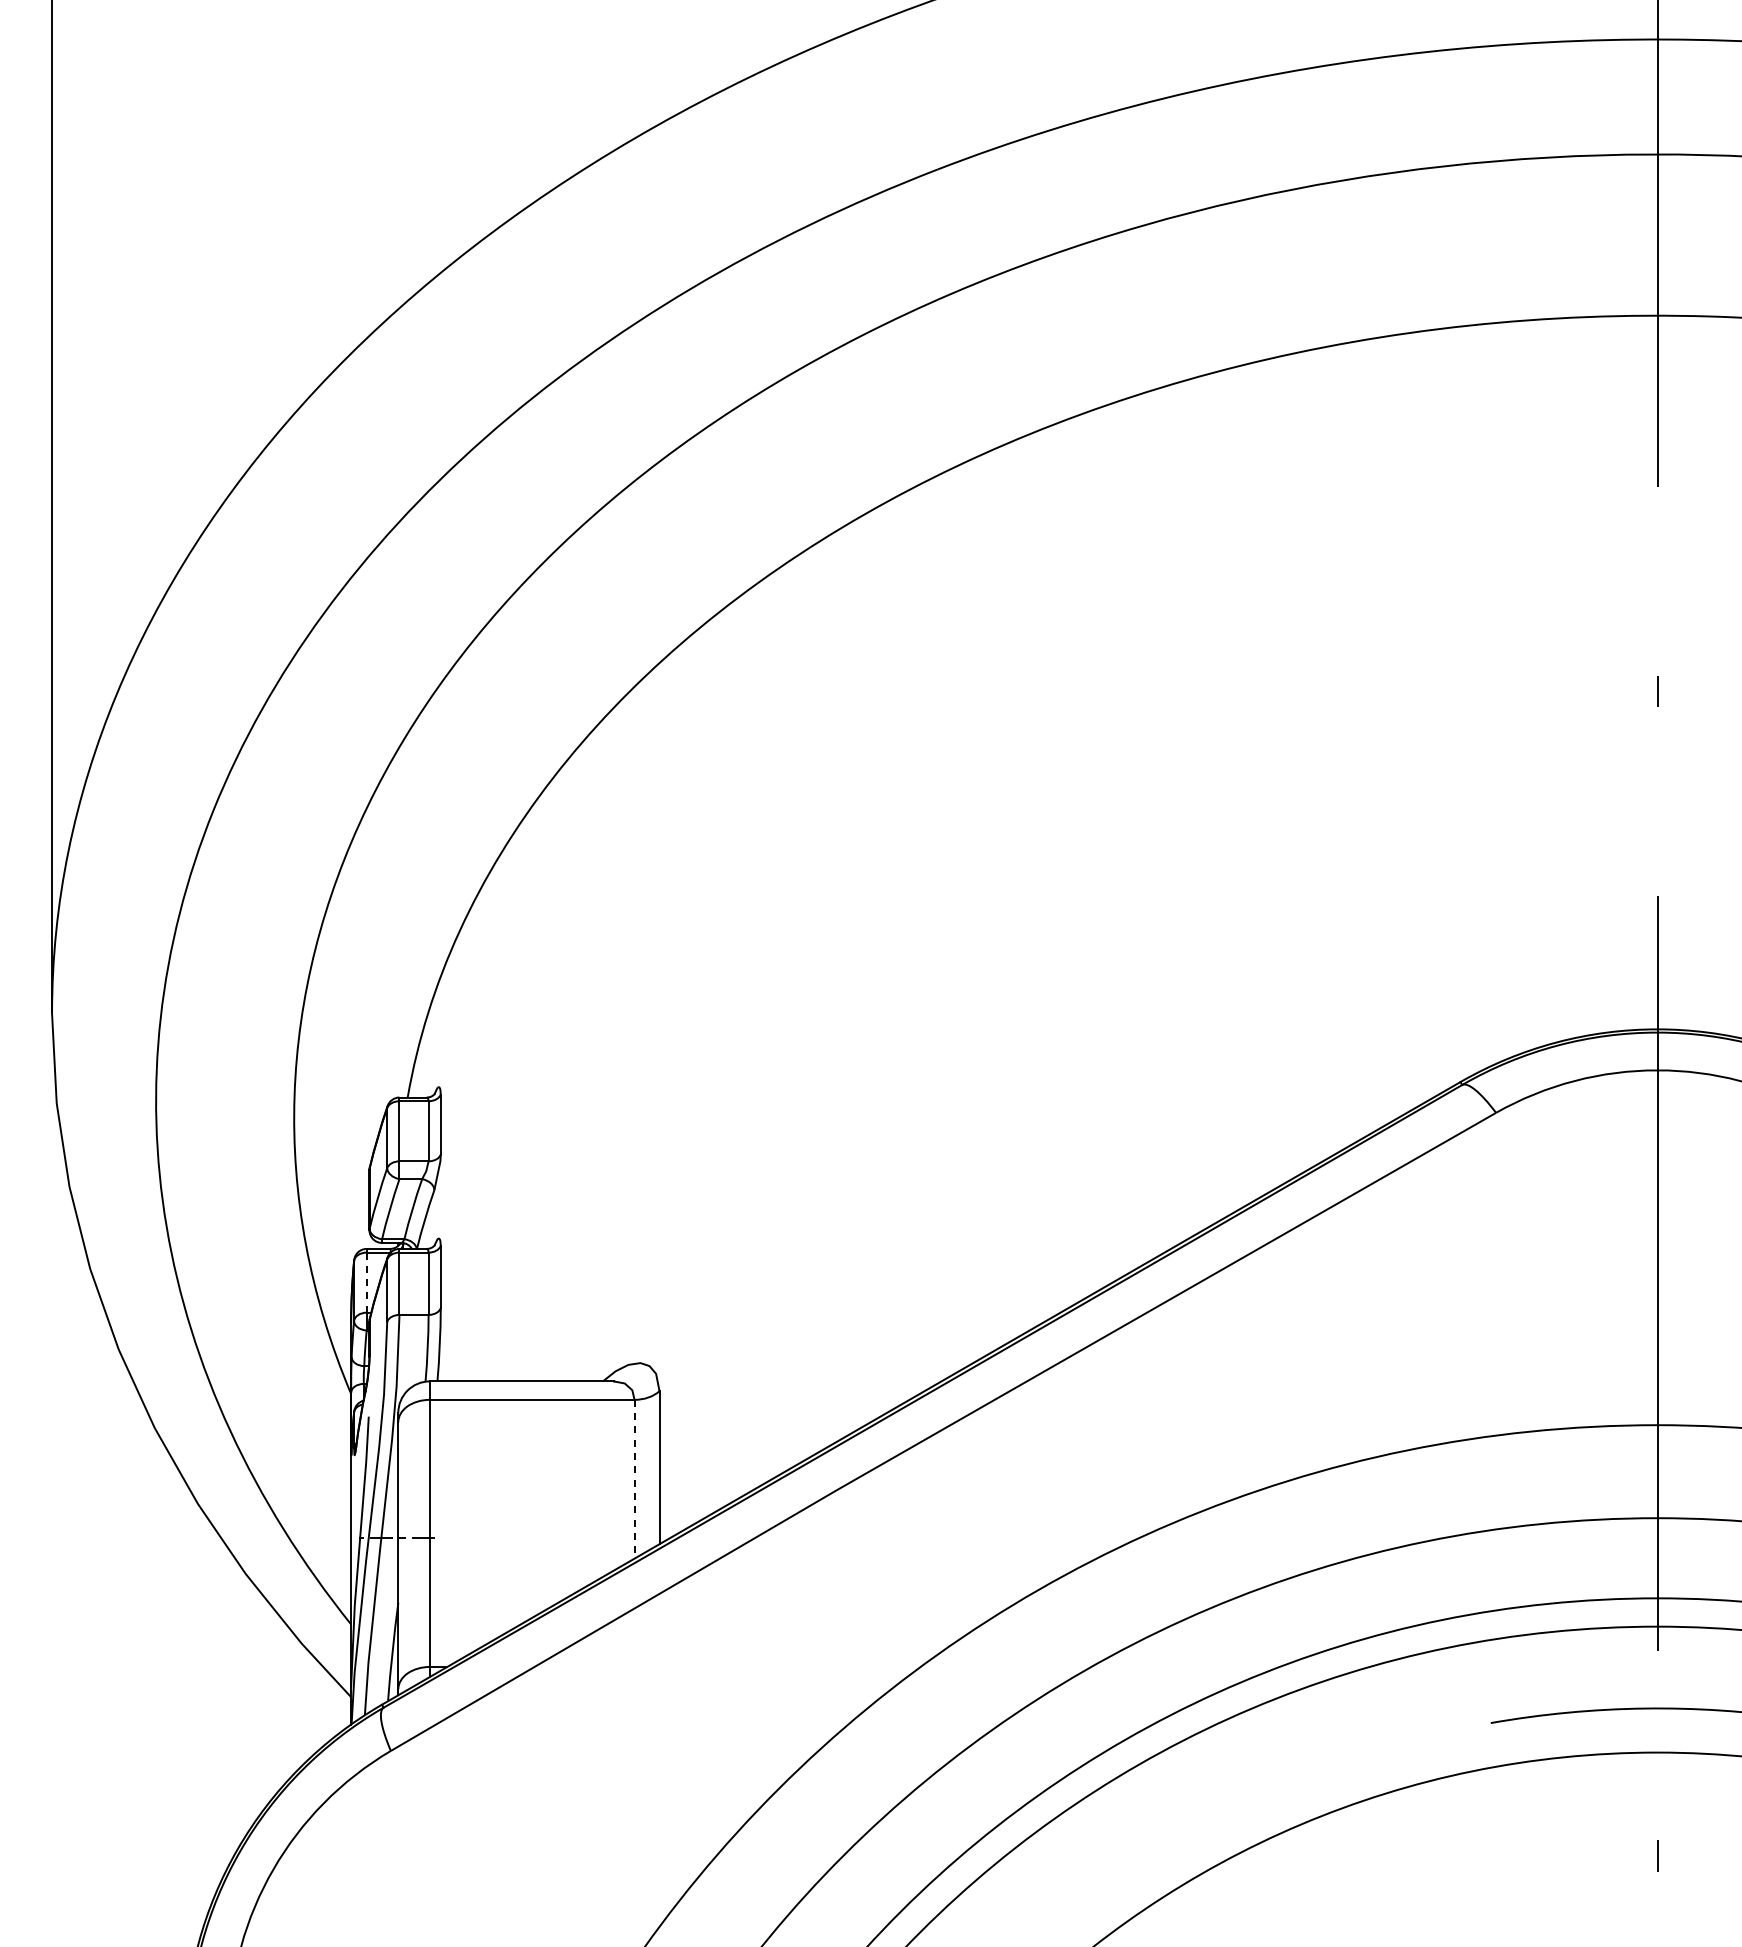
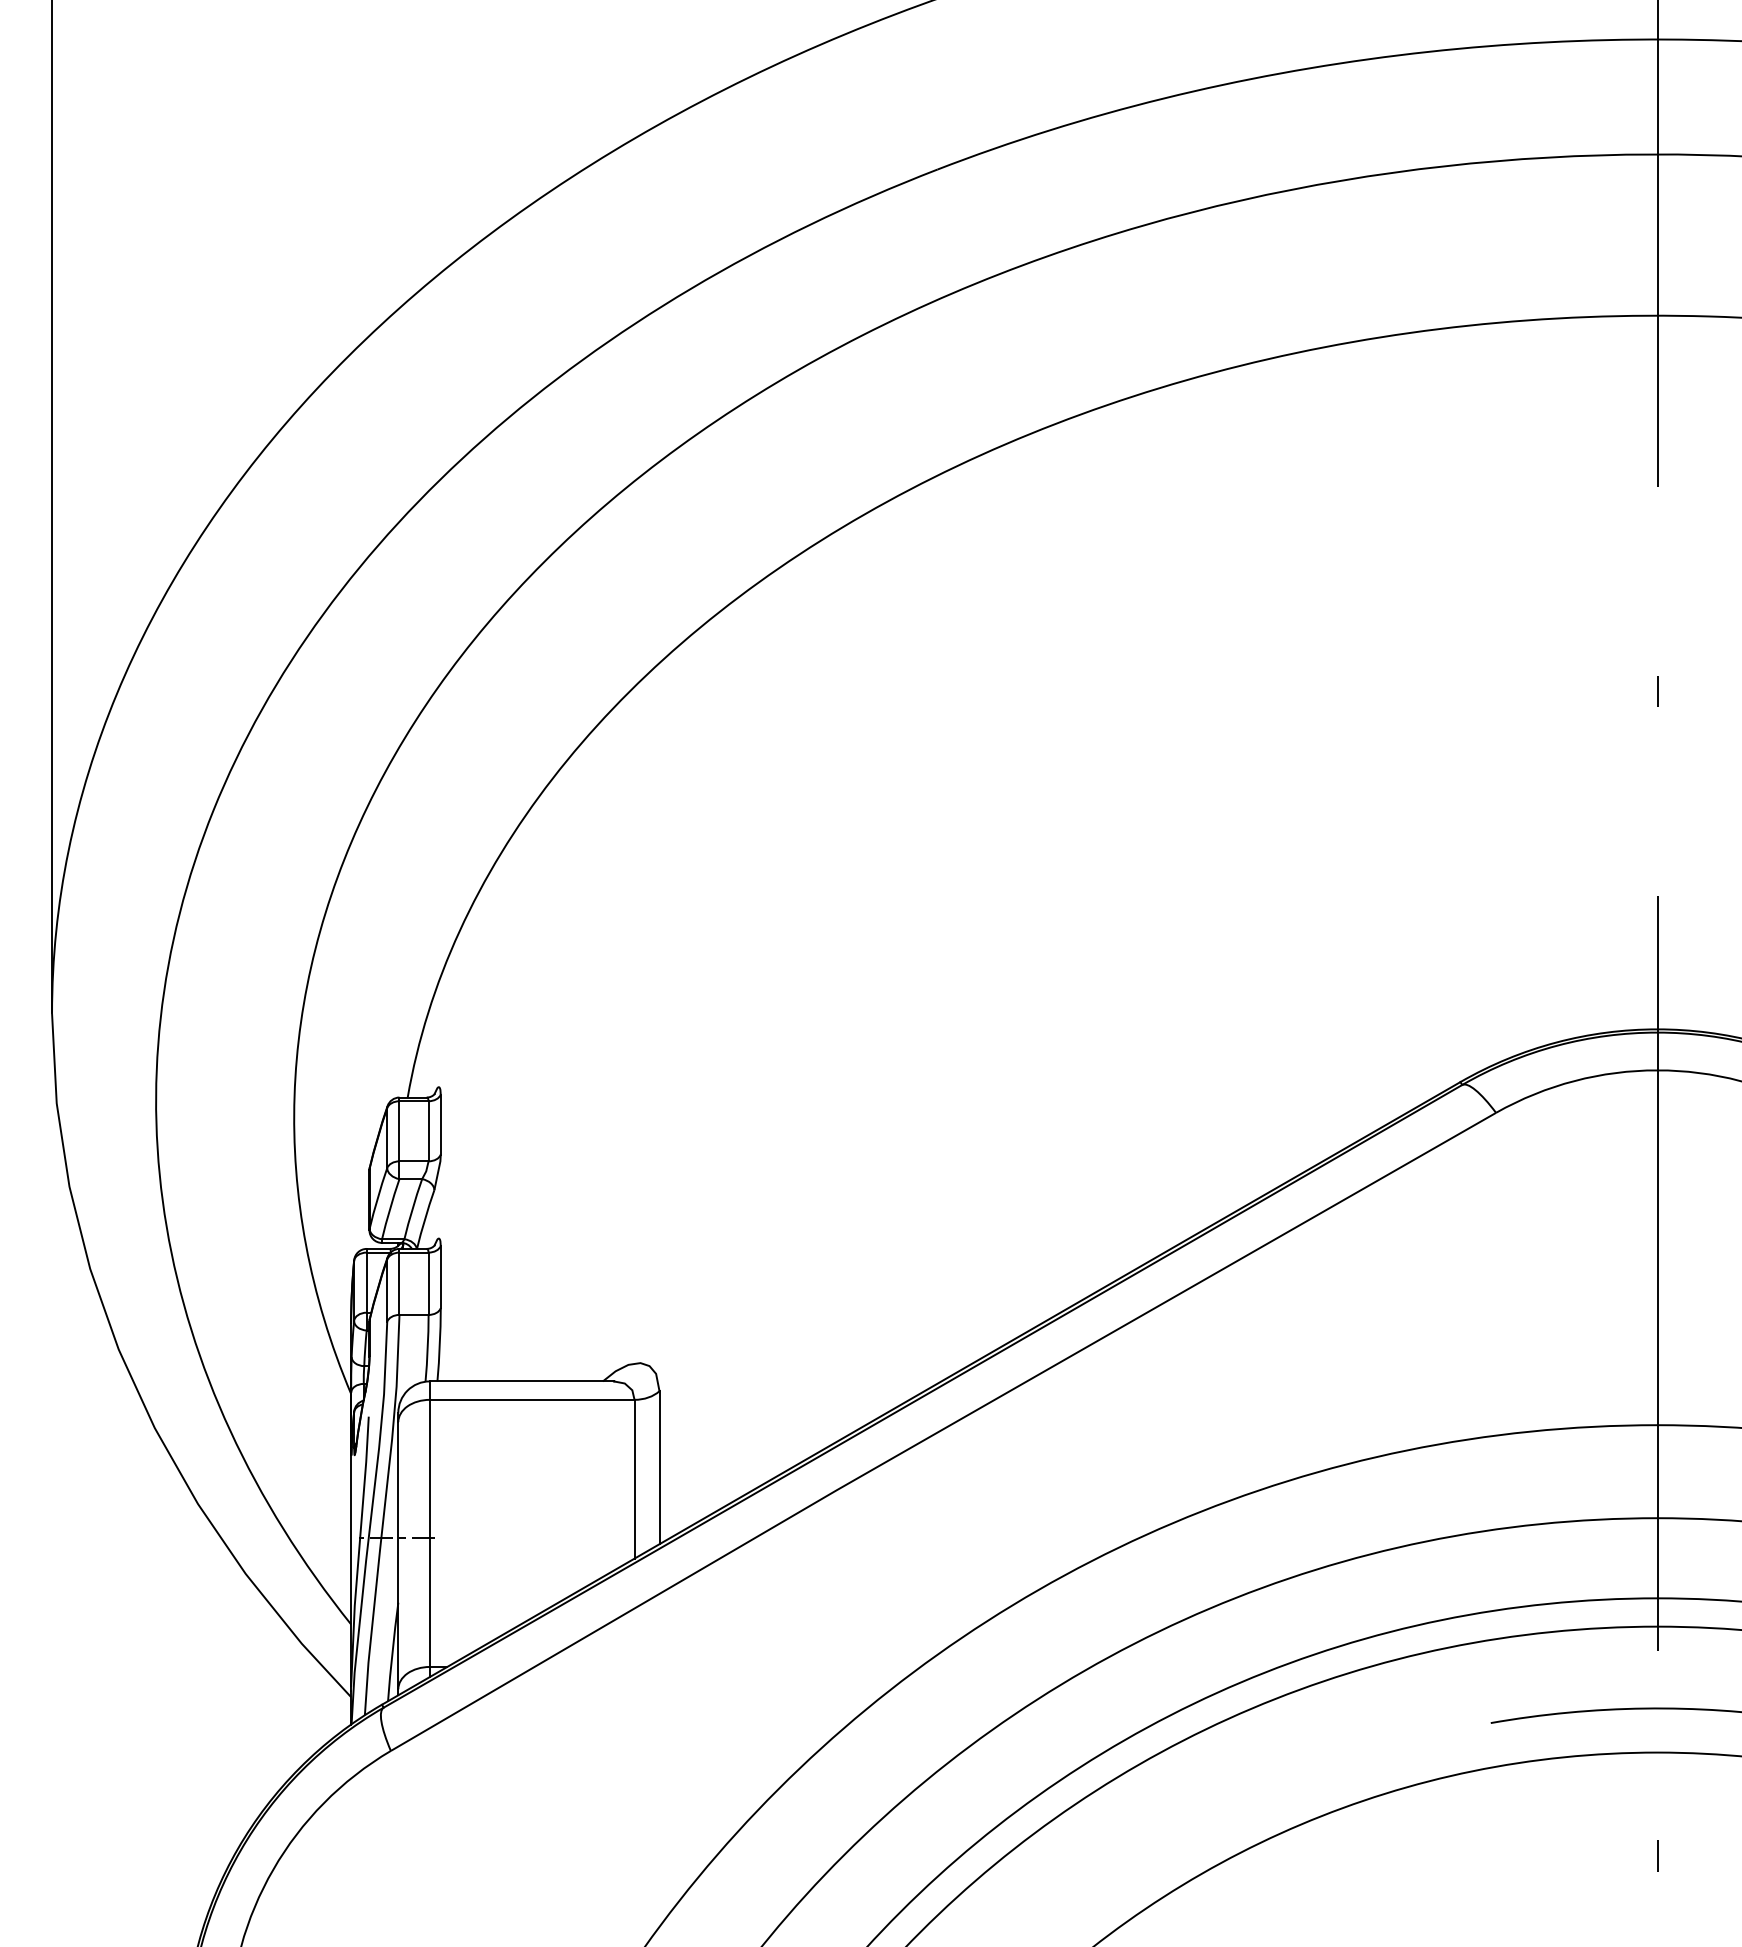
line: dashed -> solid (366, 1282)
line: dashed -> solid (634, 1479)
